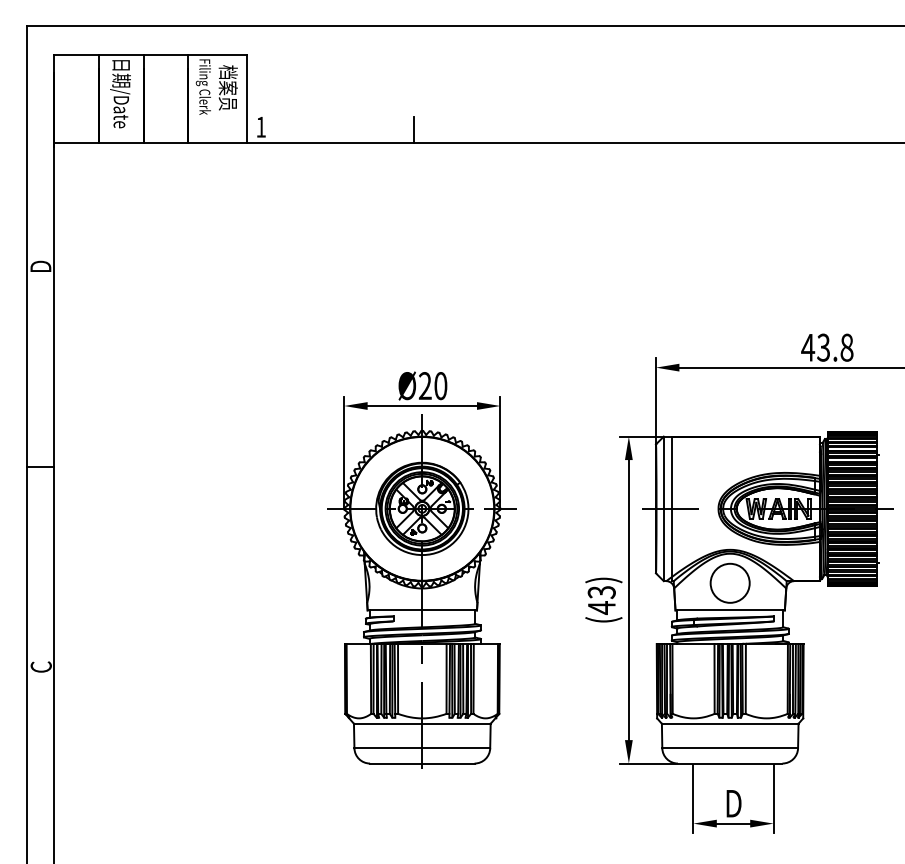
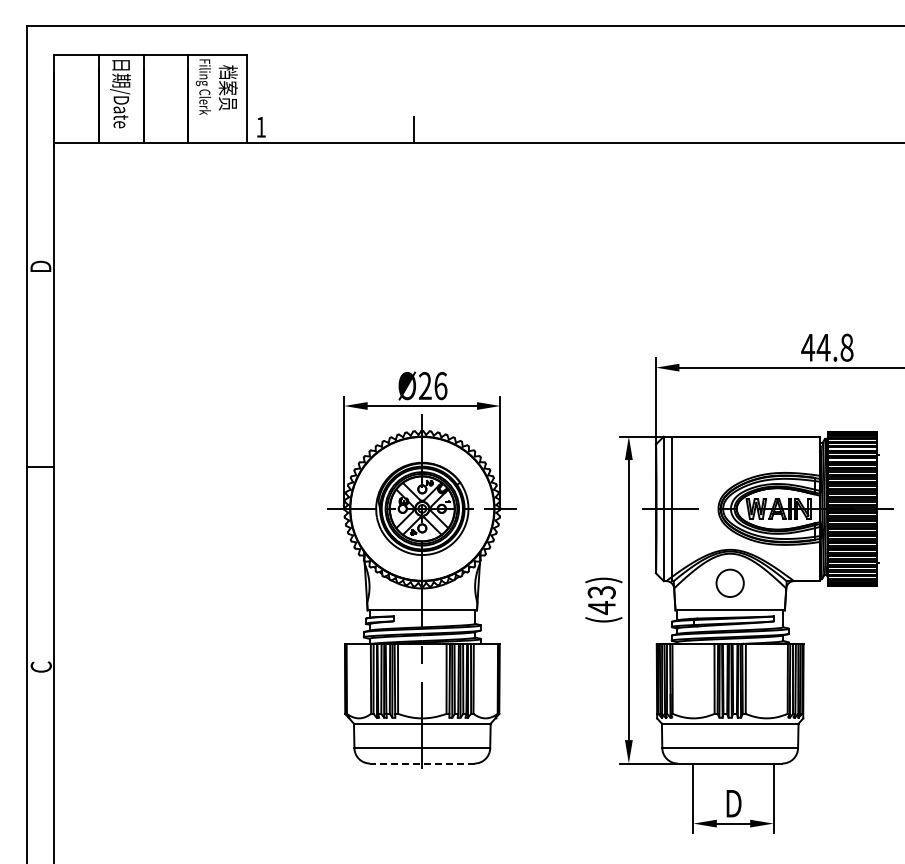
text: 43.8 -> 44.8 (823, 347)
text: 20 -> 26 (440, 386)
circle diameter: 39 px -> 27 px (729, 583)
line: solid -> dashed (421, 763)
